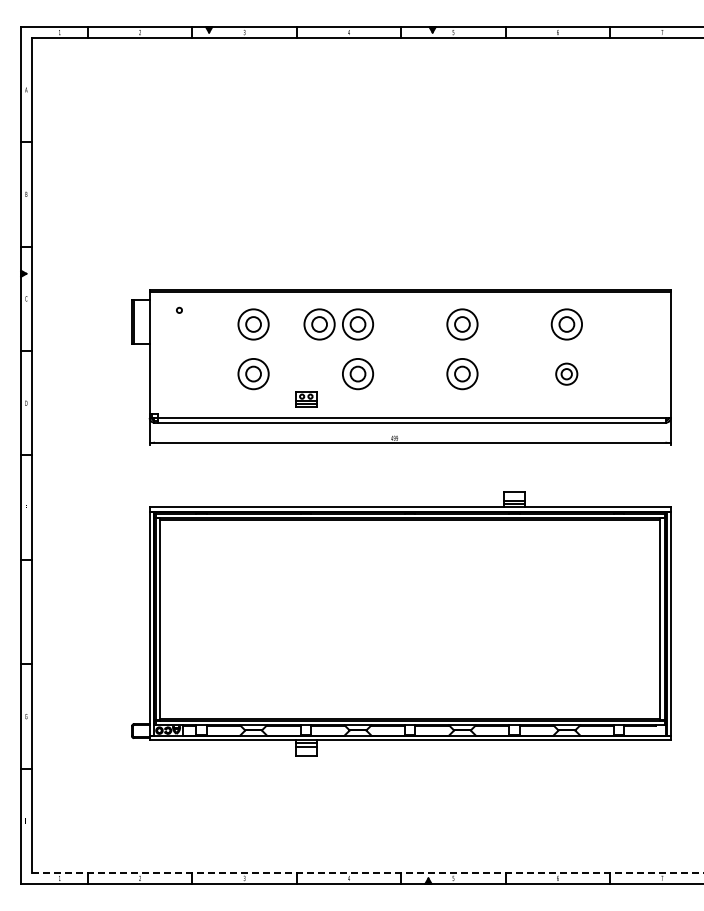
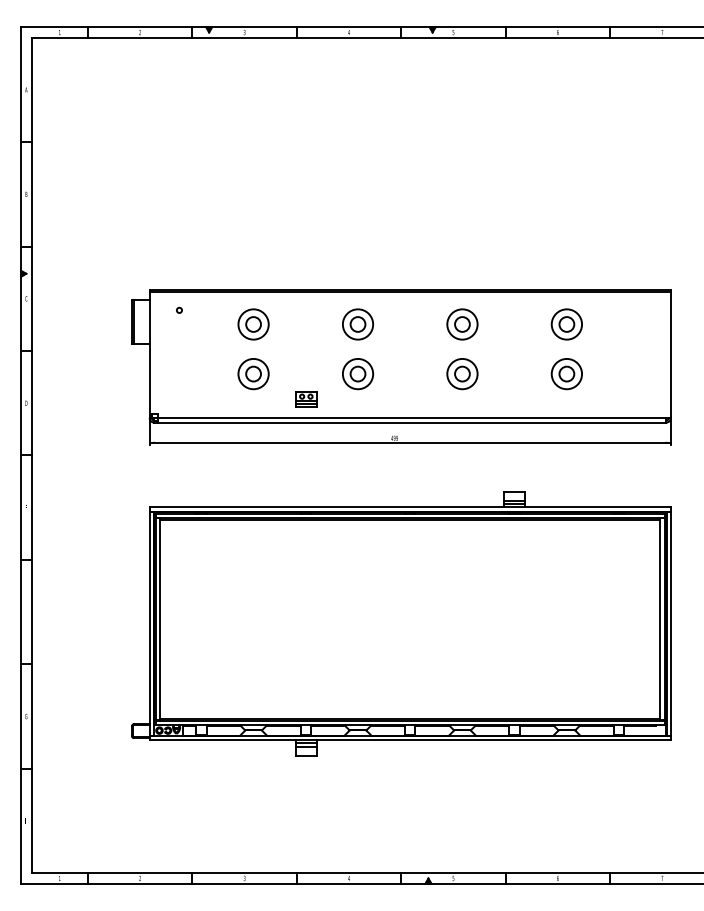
part: present -> none (319, 324)
part size: 24x24 px -> 33x33 px (566, 374)
line: dashed -> solid (367, 873)
